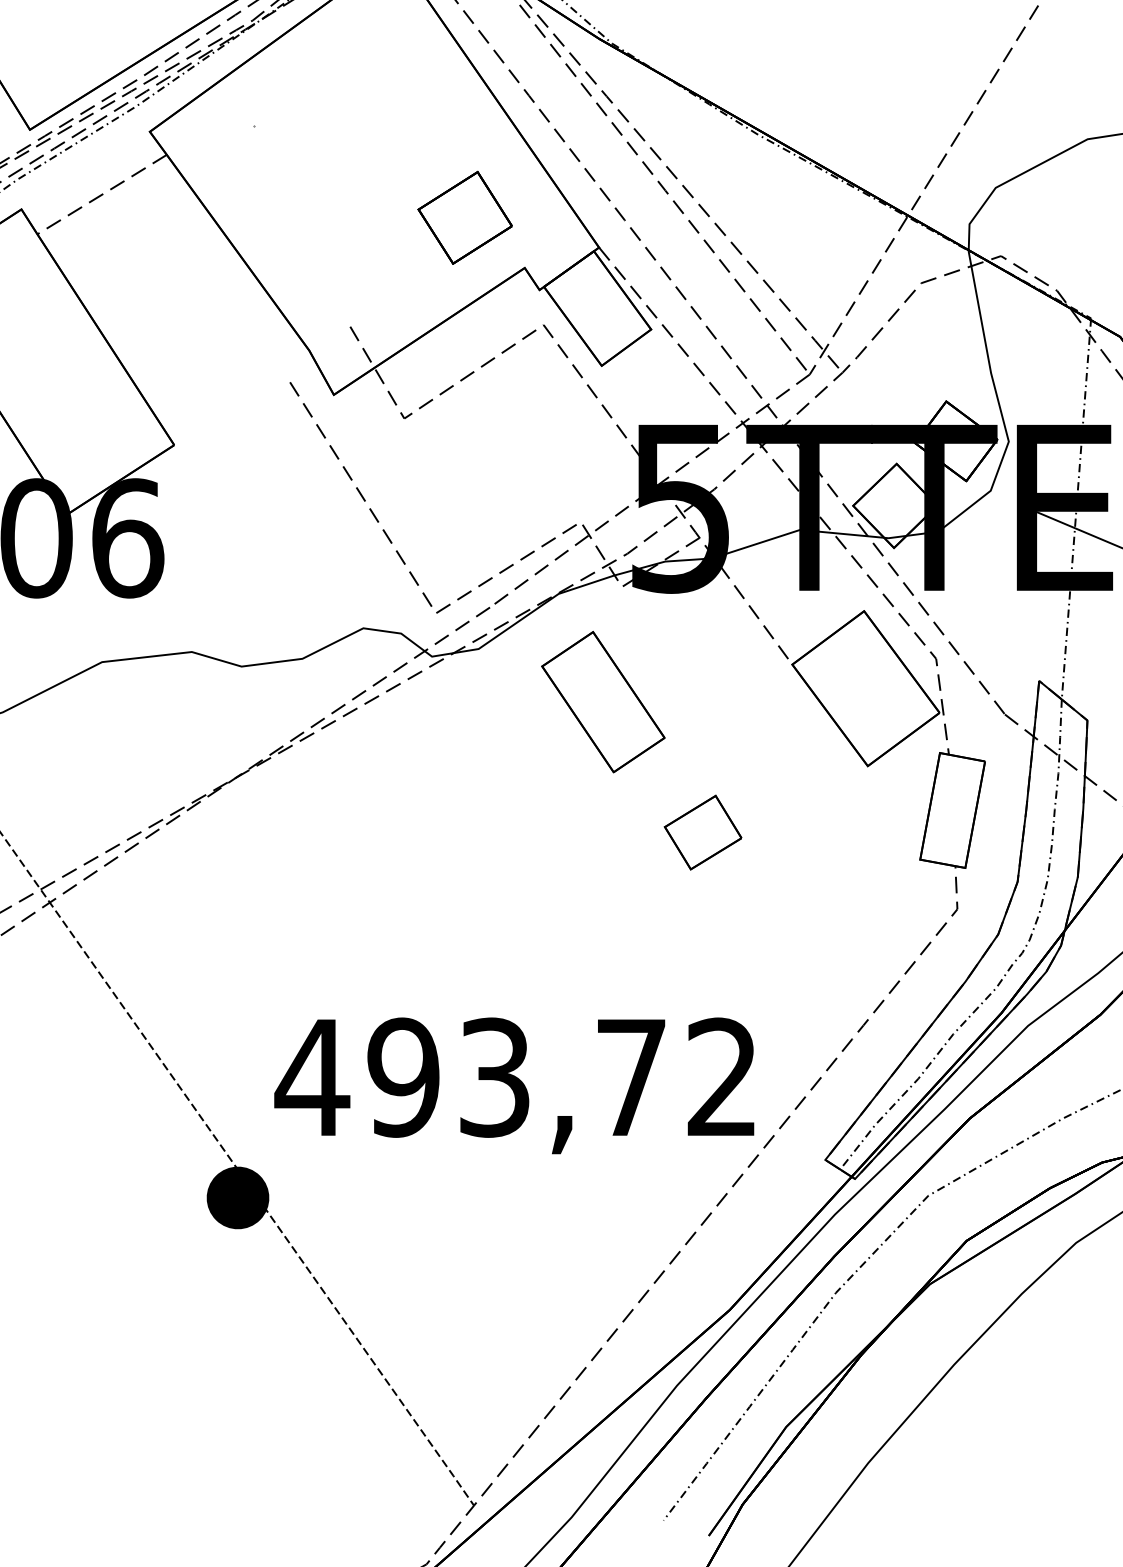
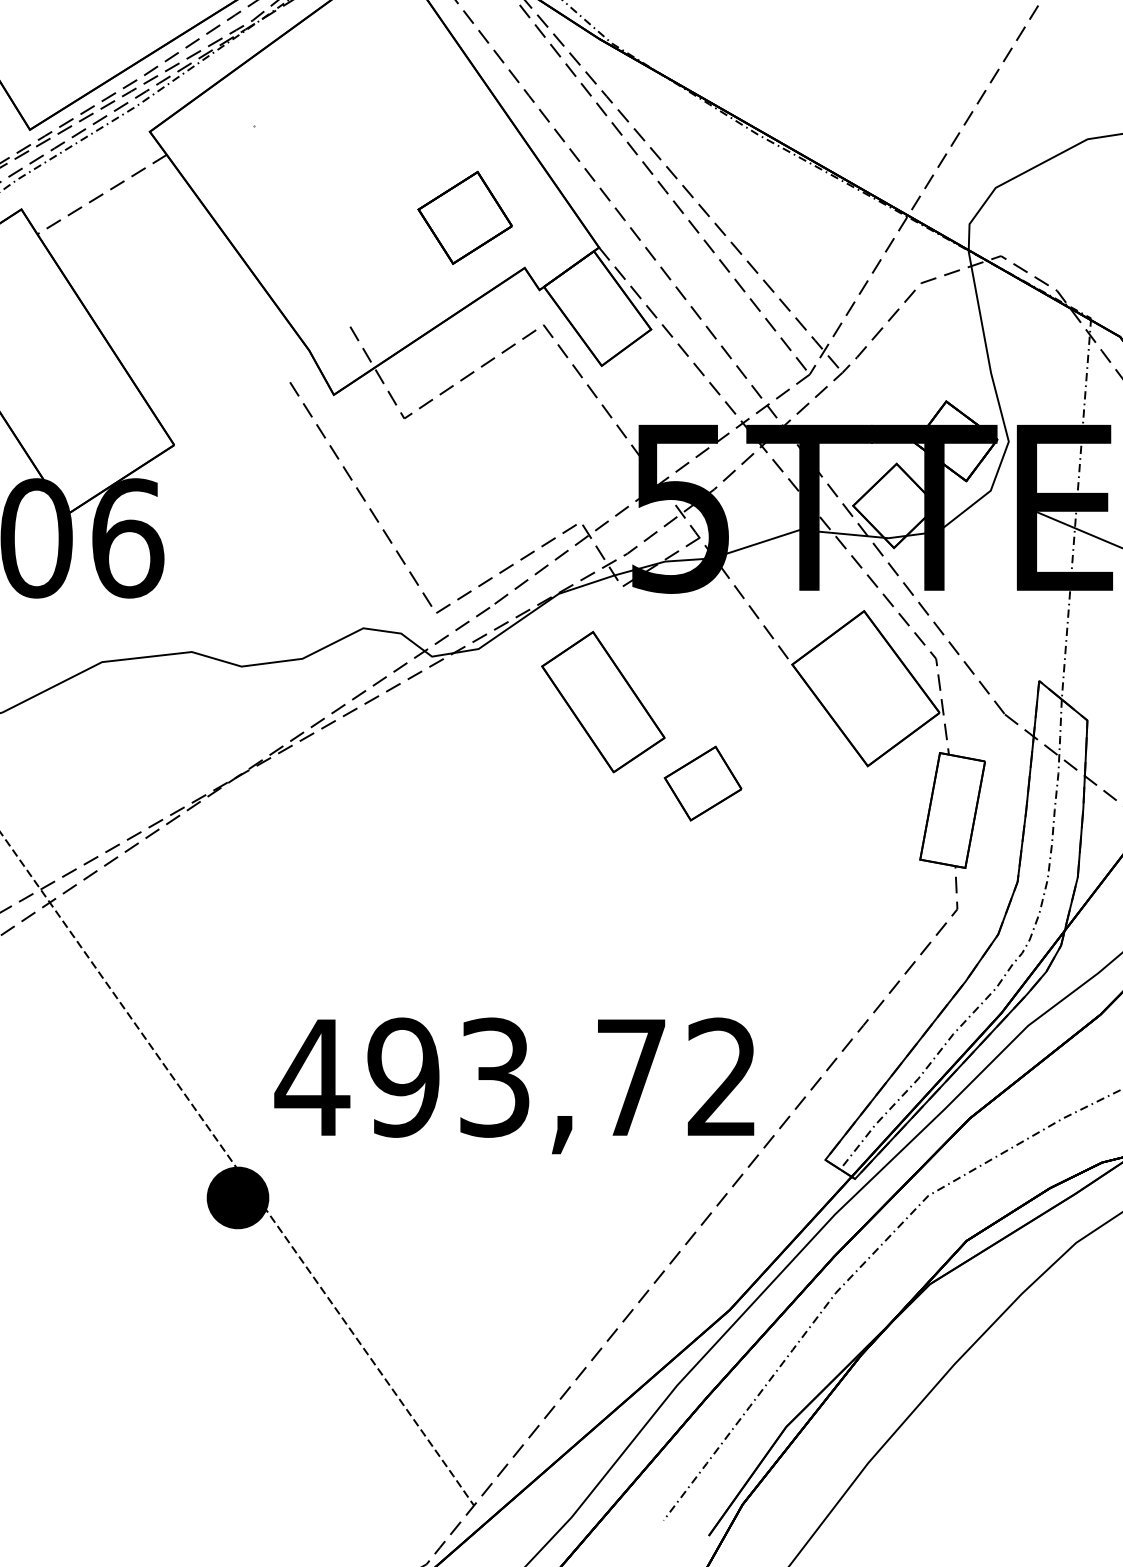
part position: (702, 832) -> (702, 783) (702, 783)
